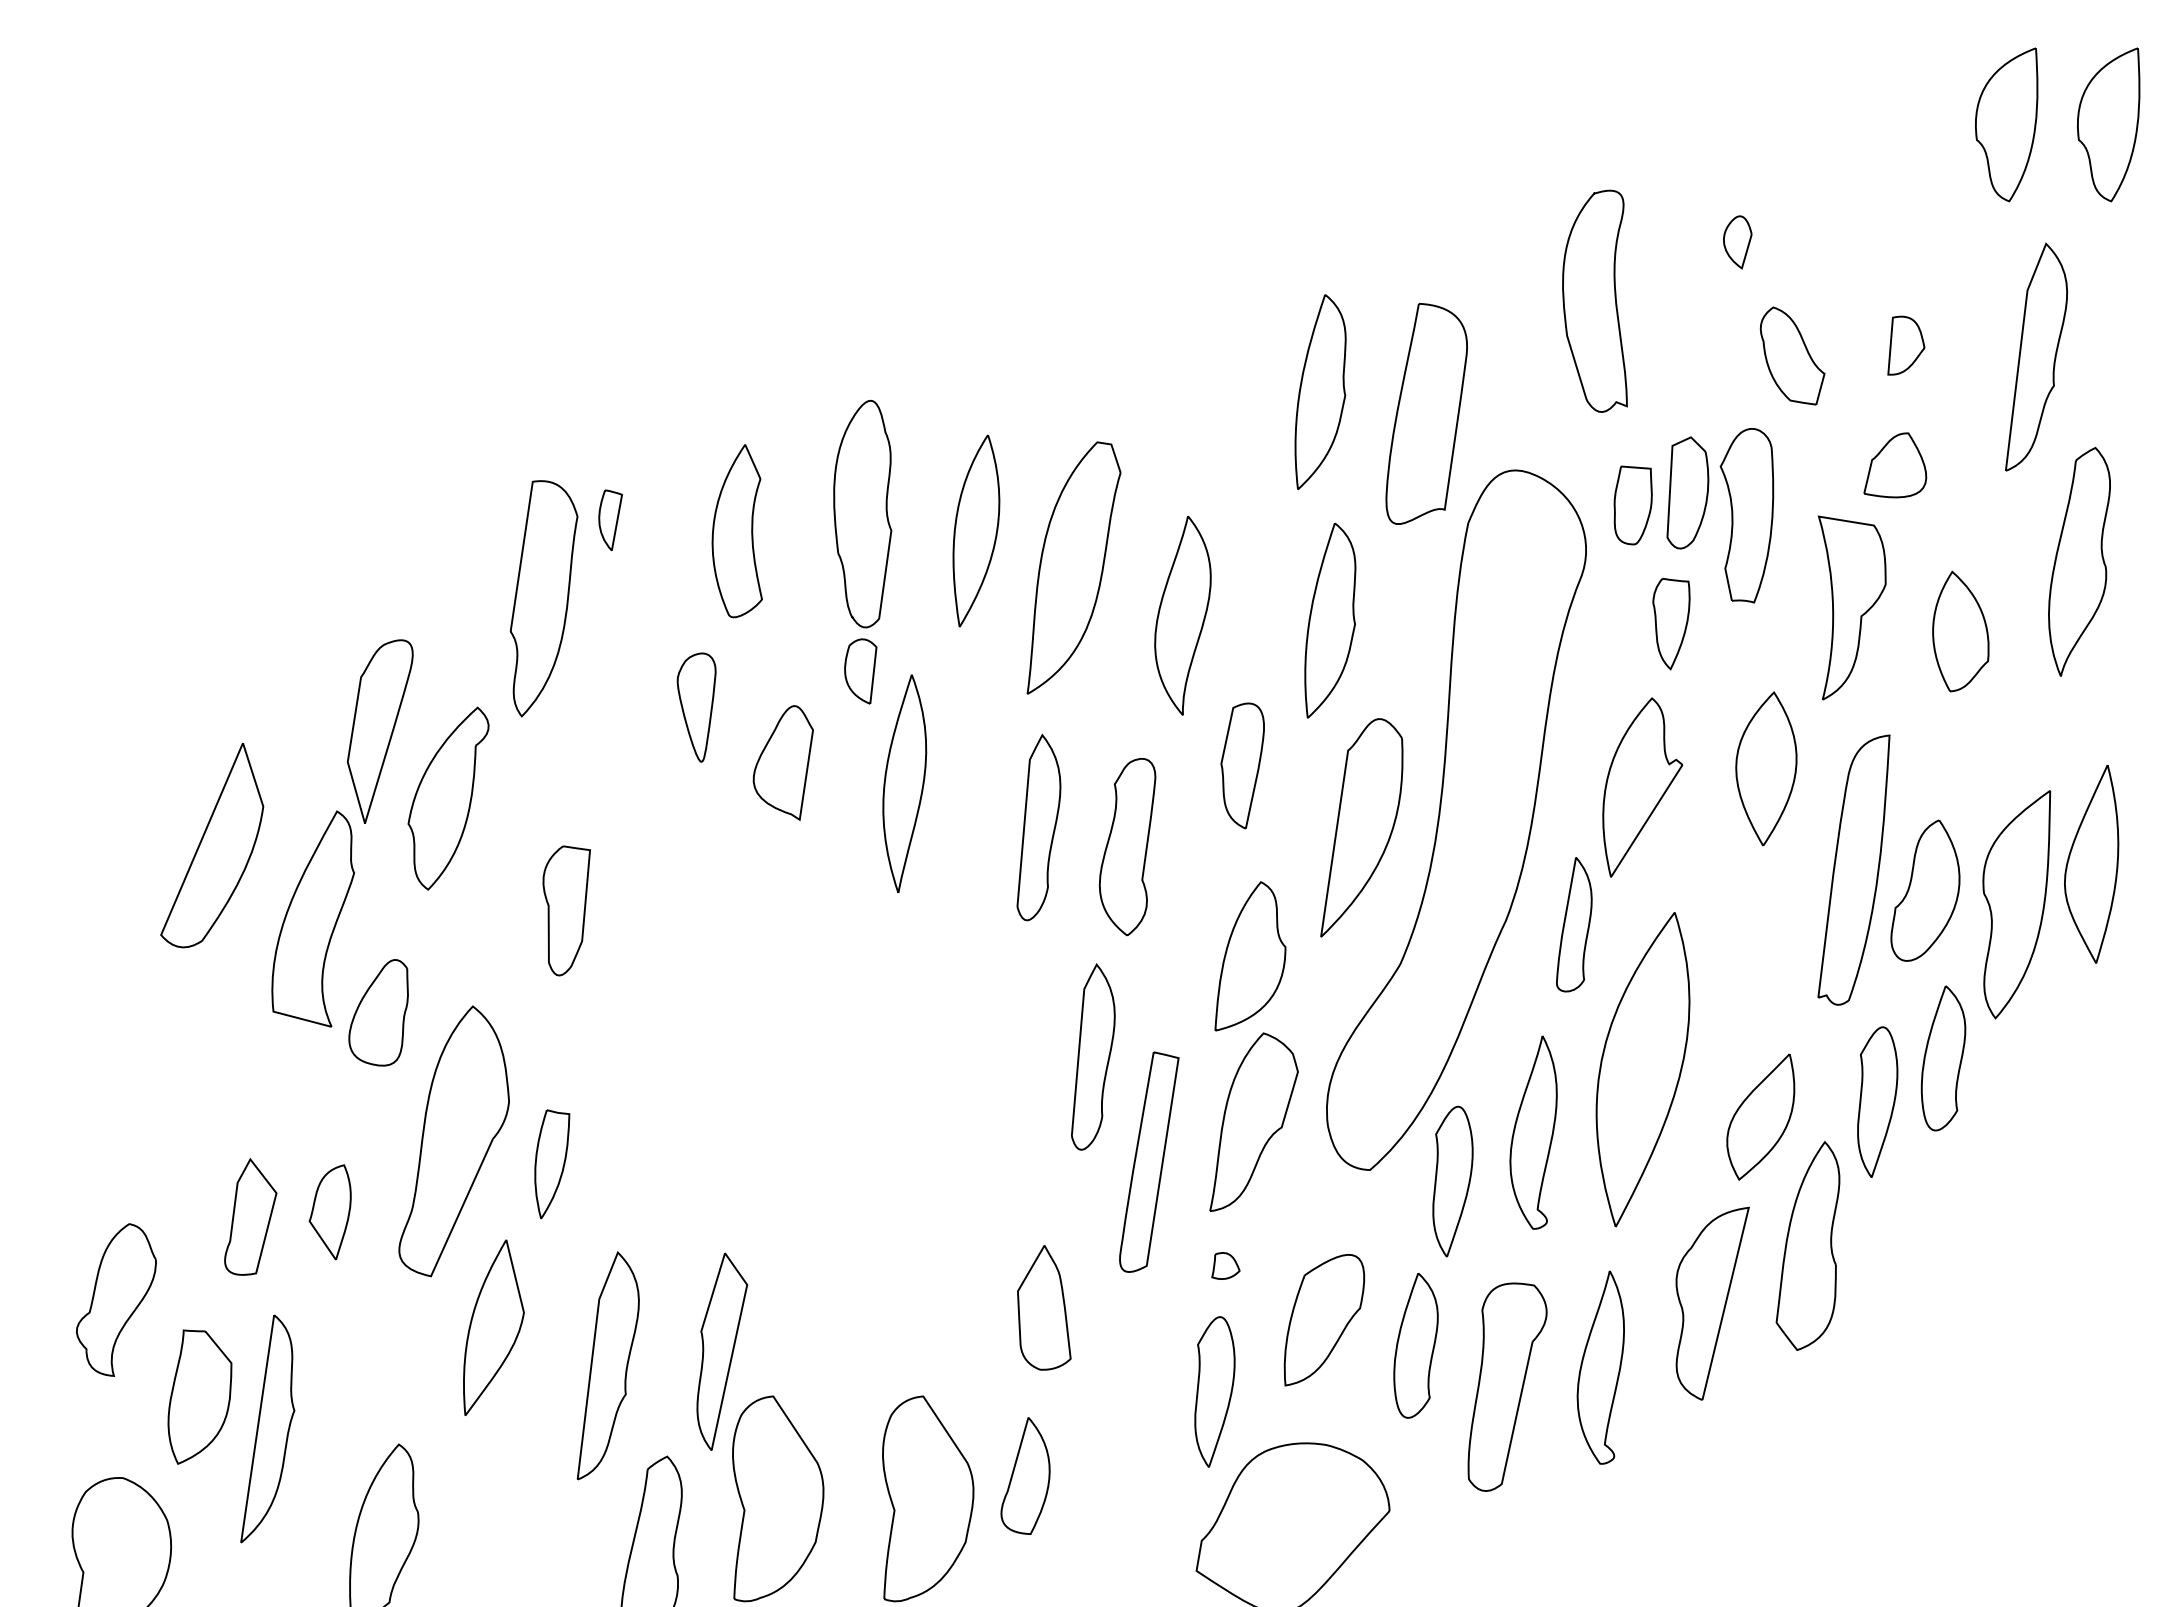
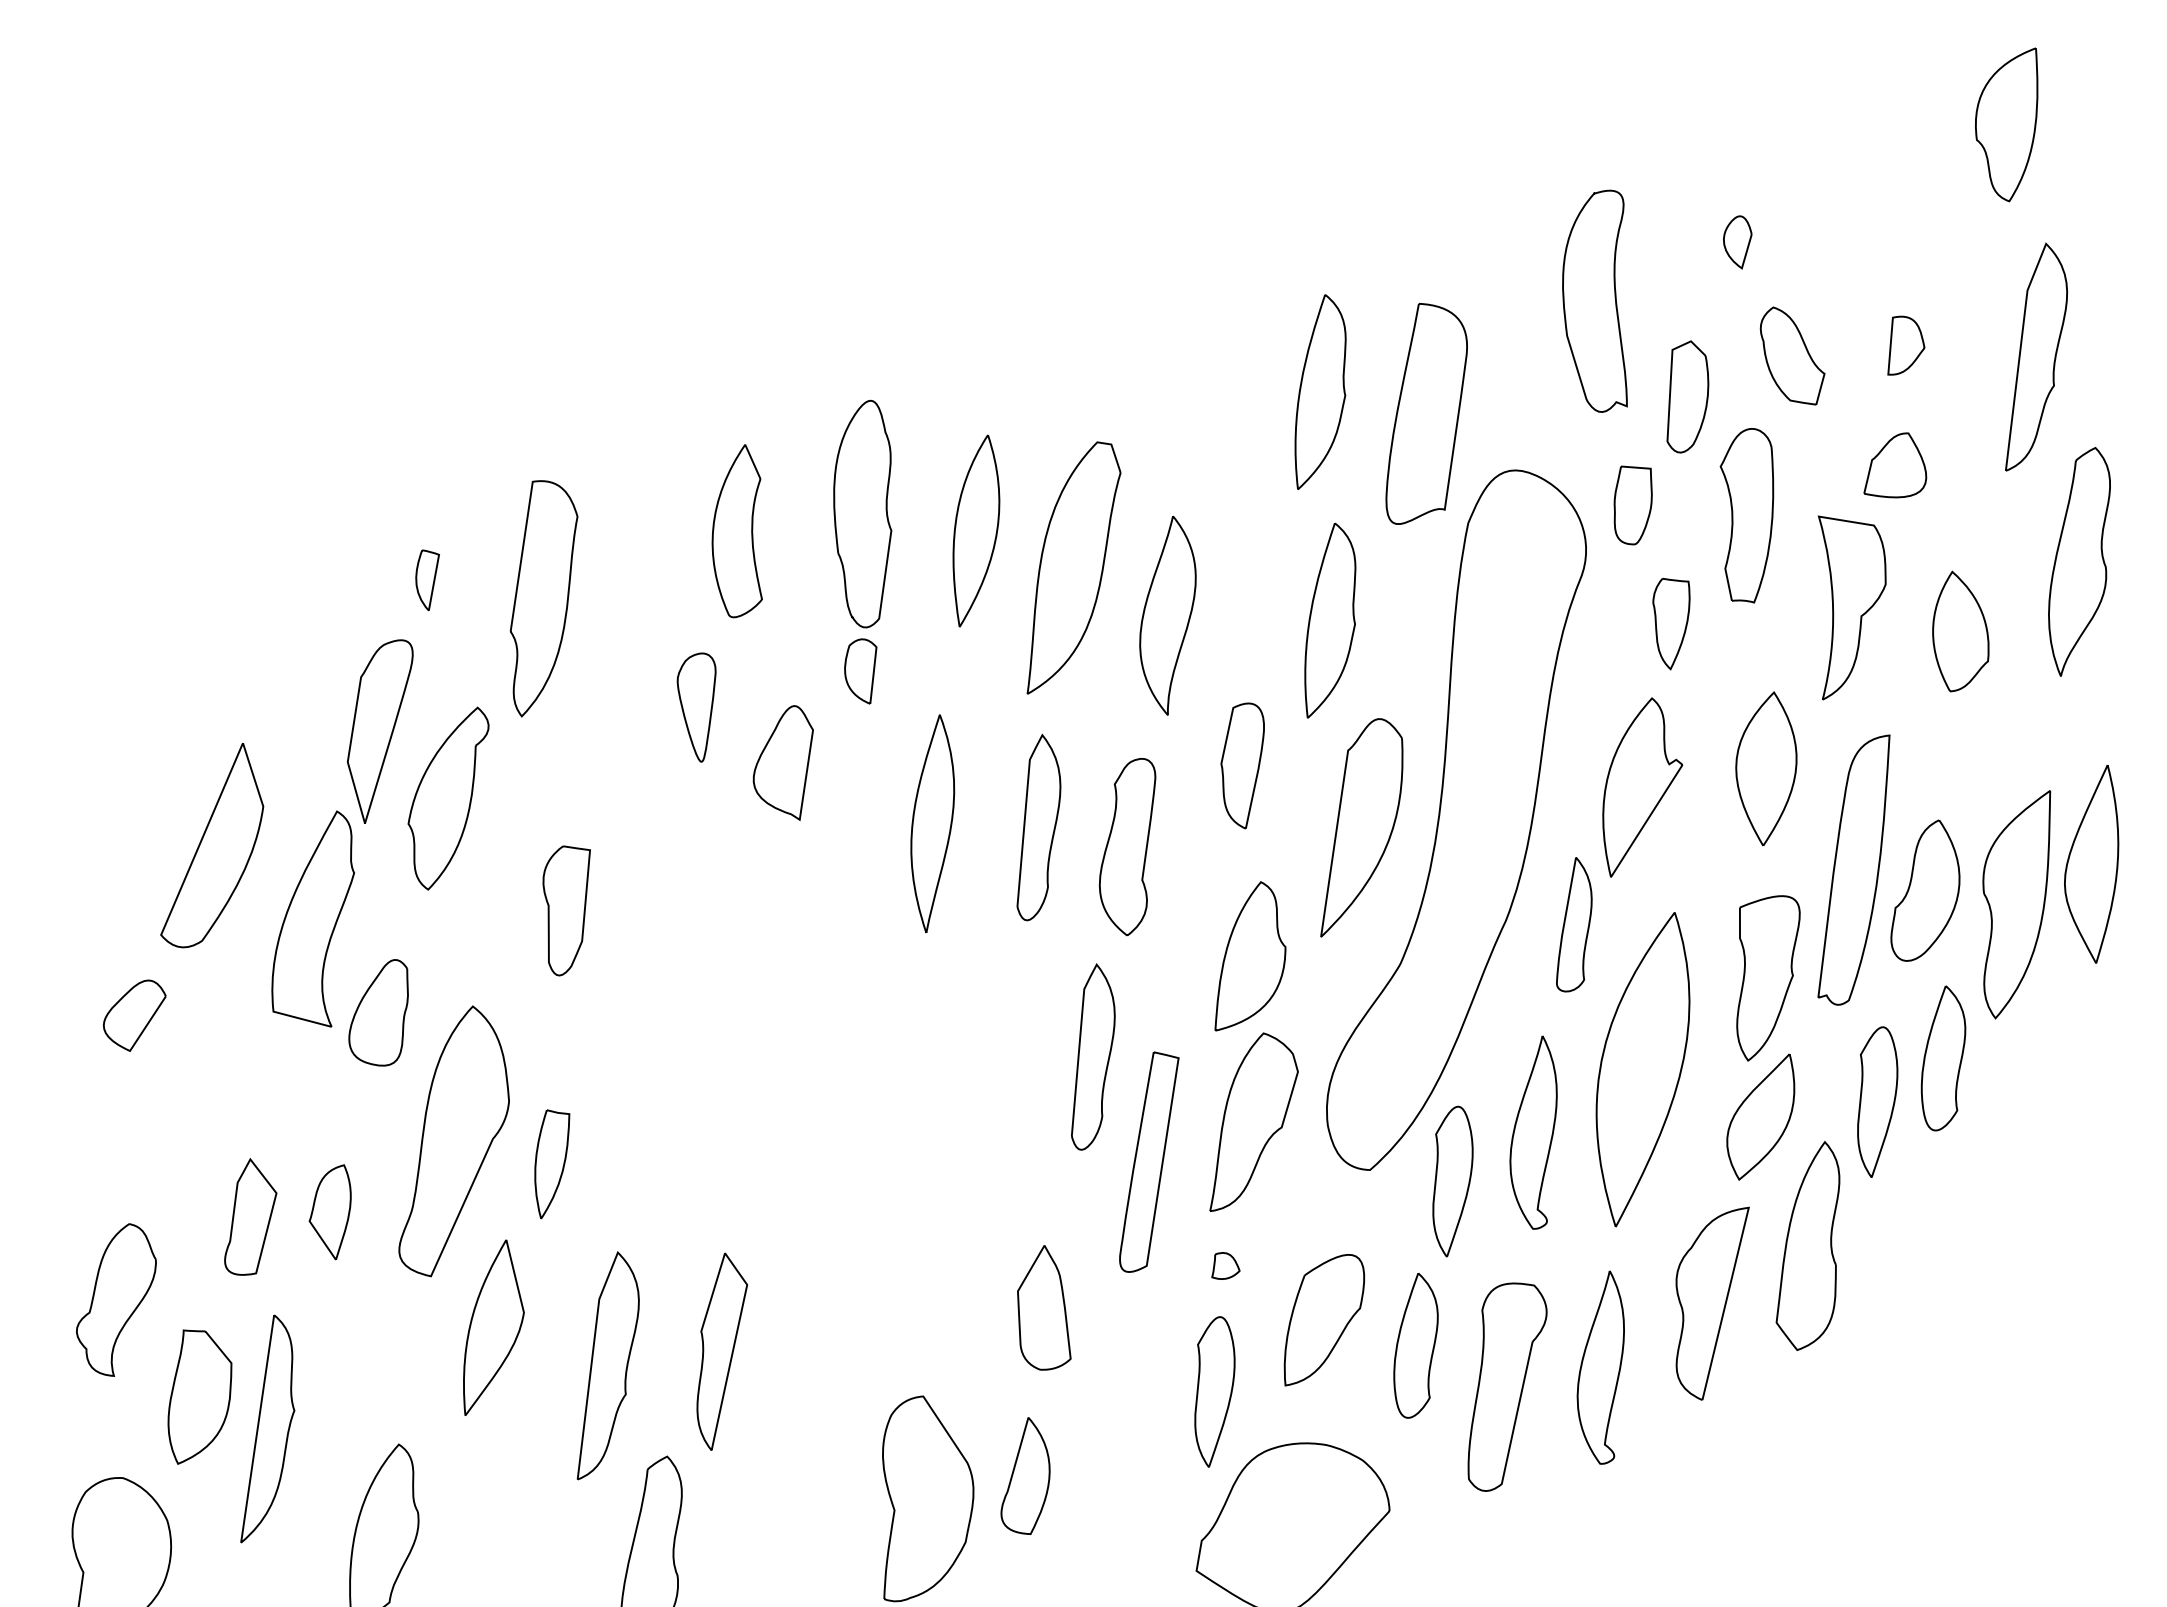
part: present -> none (2108, 124)
part position: (1687, 492) -> (1687, 396) (1687, 396)
part position: (610, 520) -> (427, 580) (427, 580)
part position: (1182, 615) -> (1167, 615) (1167, 615)
part position: (904, 783) -> (932, 823) (932, 823)
part: none -> present (1768, 978)
part: none -> present (134, 1015)
part: present -> none (778, 1498)
